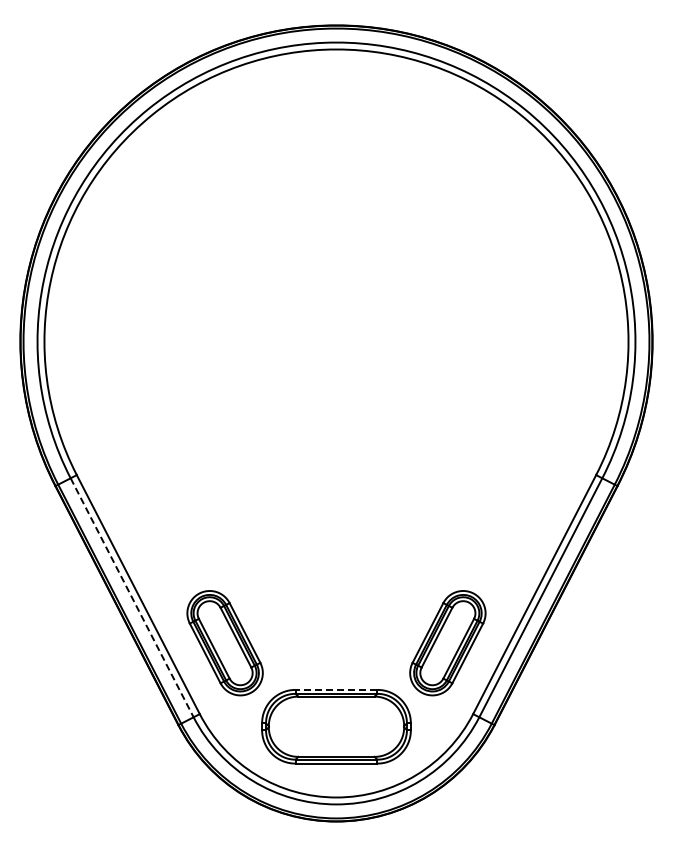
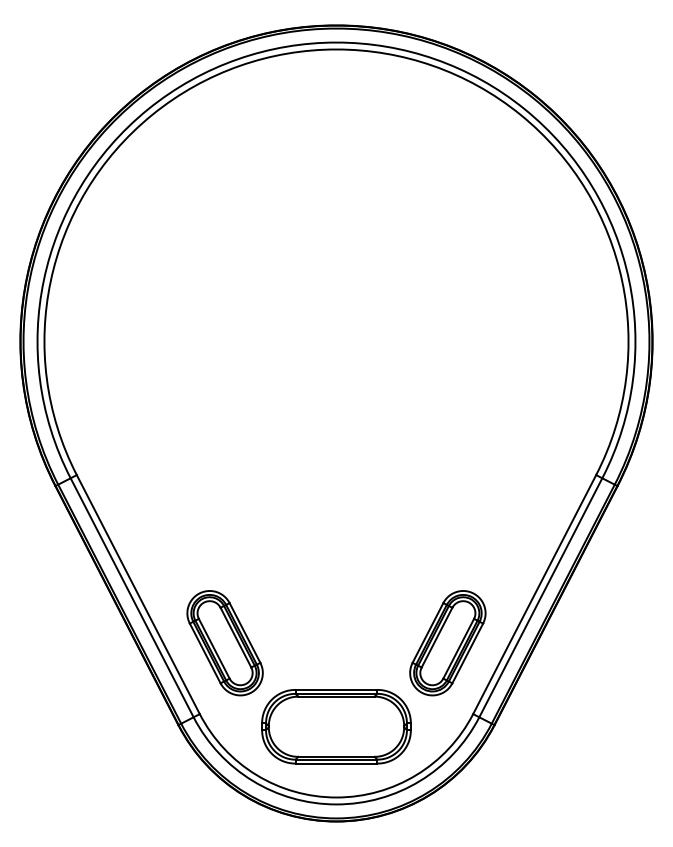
line: dashed -> solid (132, 598)
line: dashed -> solid (336, 689)
